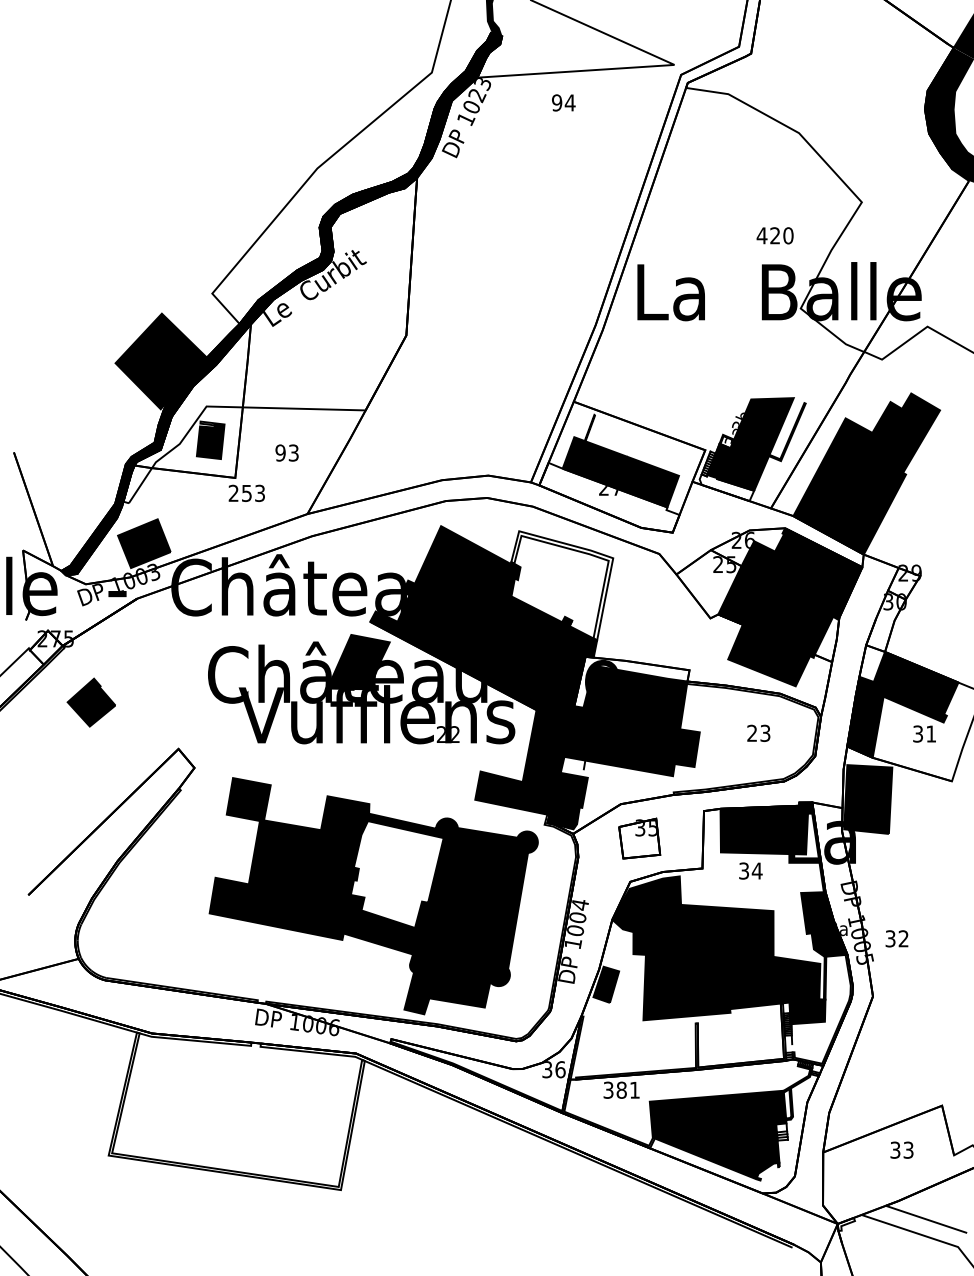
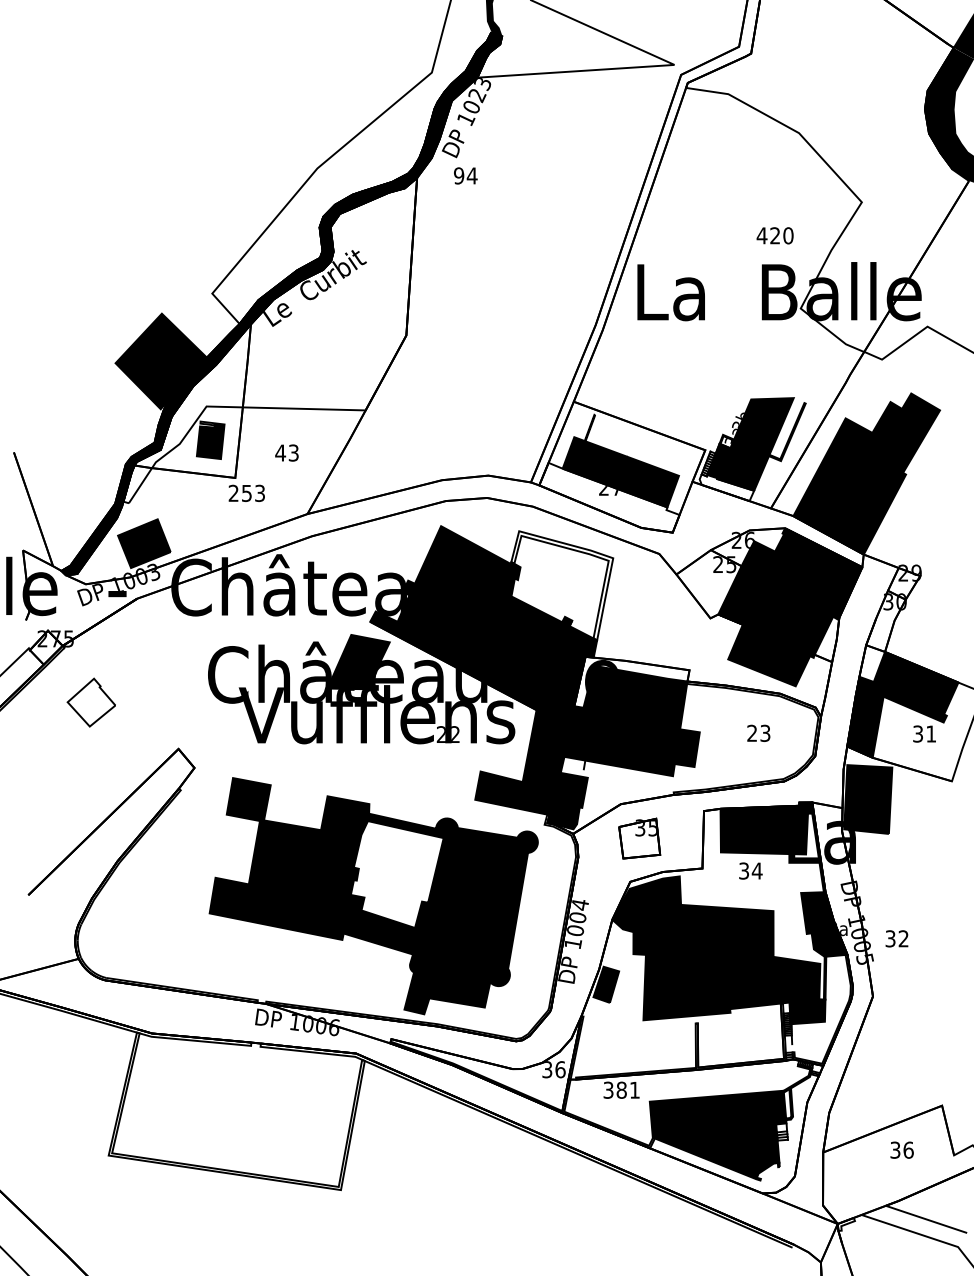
text position: (563, 102) -> (465, 175) (465, 175)
text: 93 -> 43 (280, 452)
fill: present -> none (91, 702)
text: 33 -> 36 (908, 1149)
